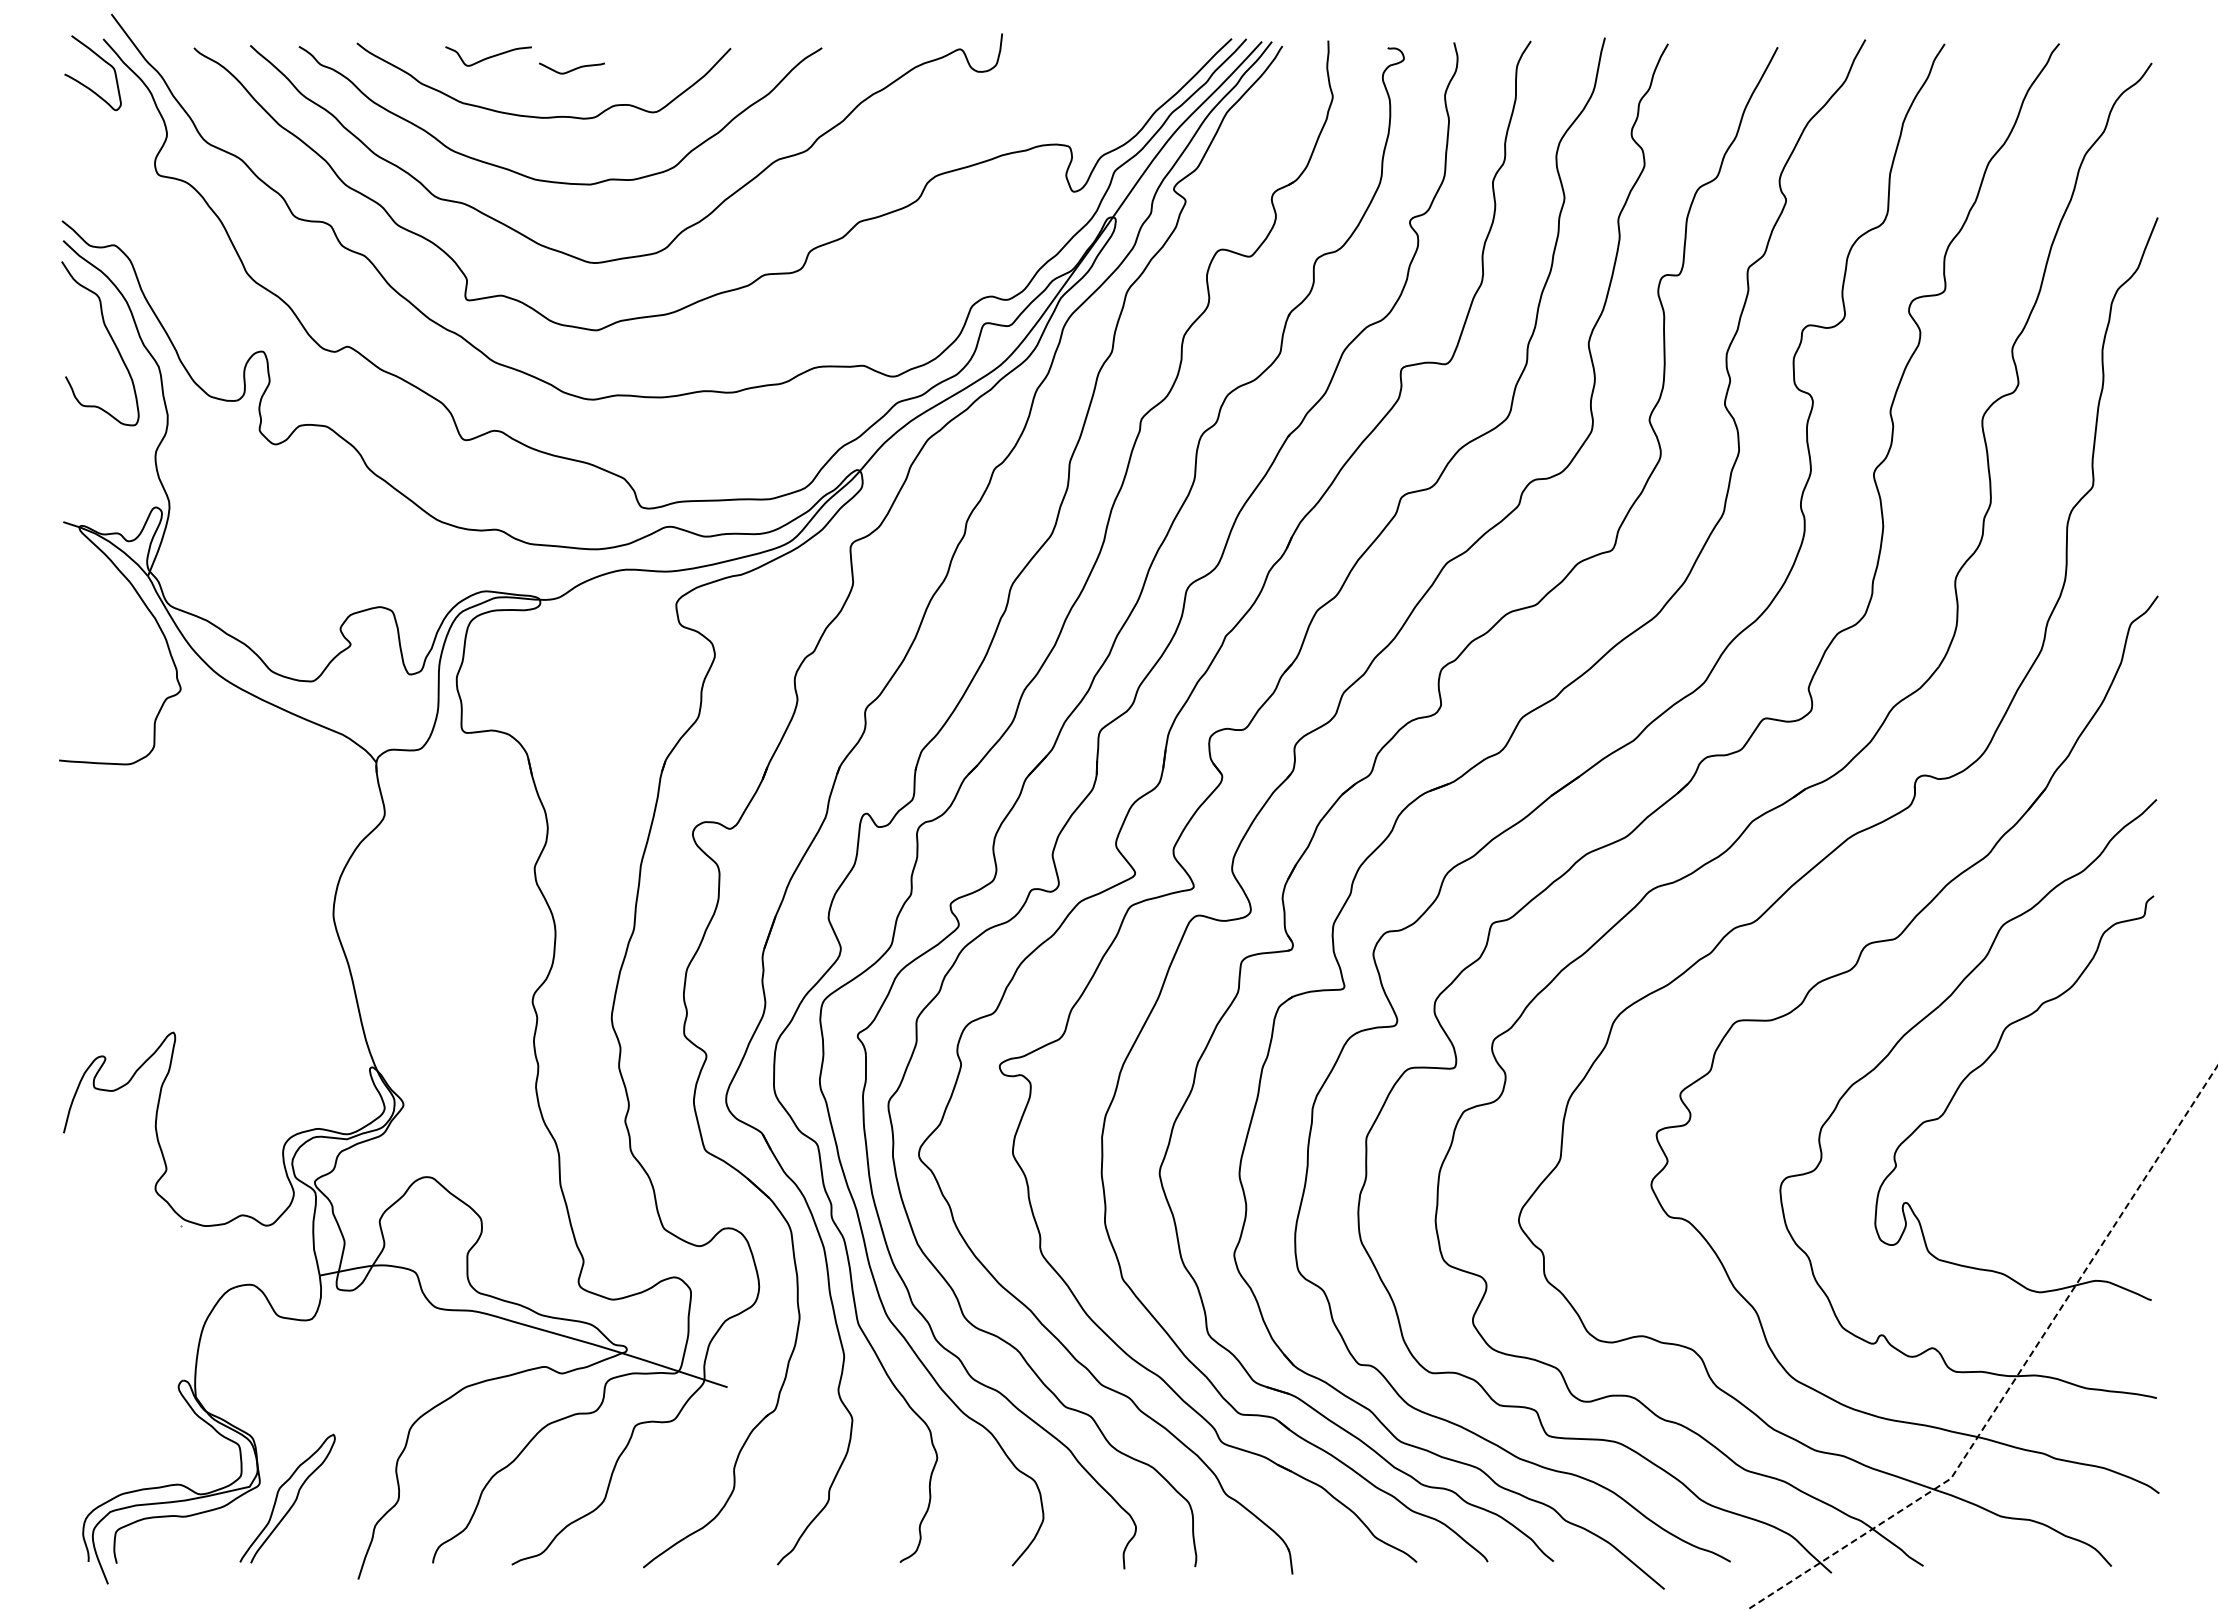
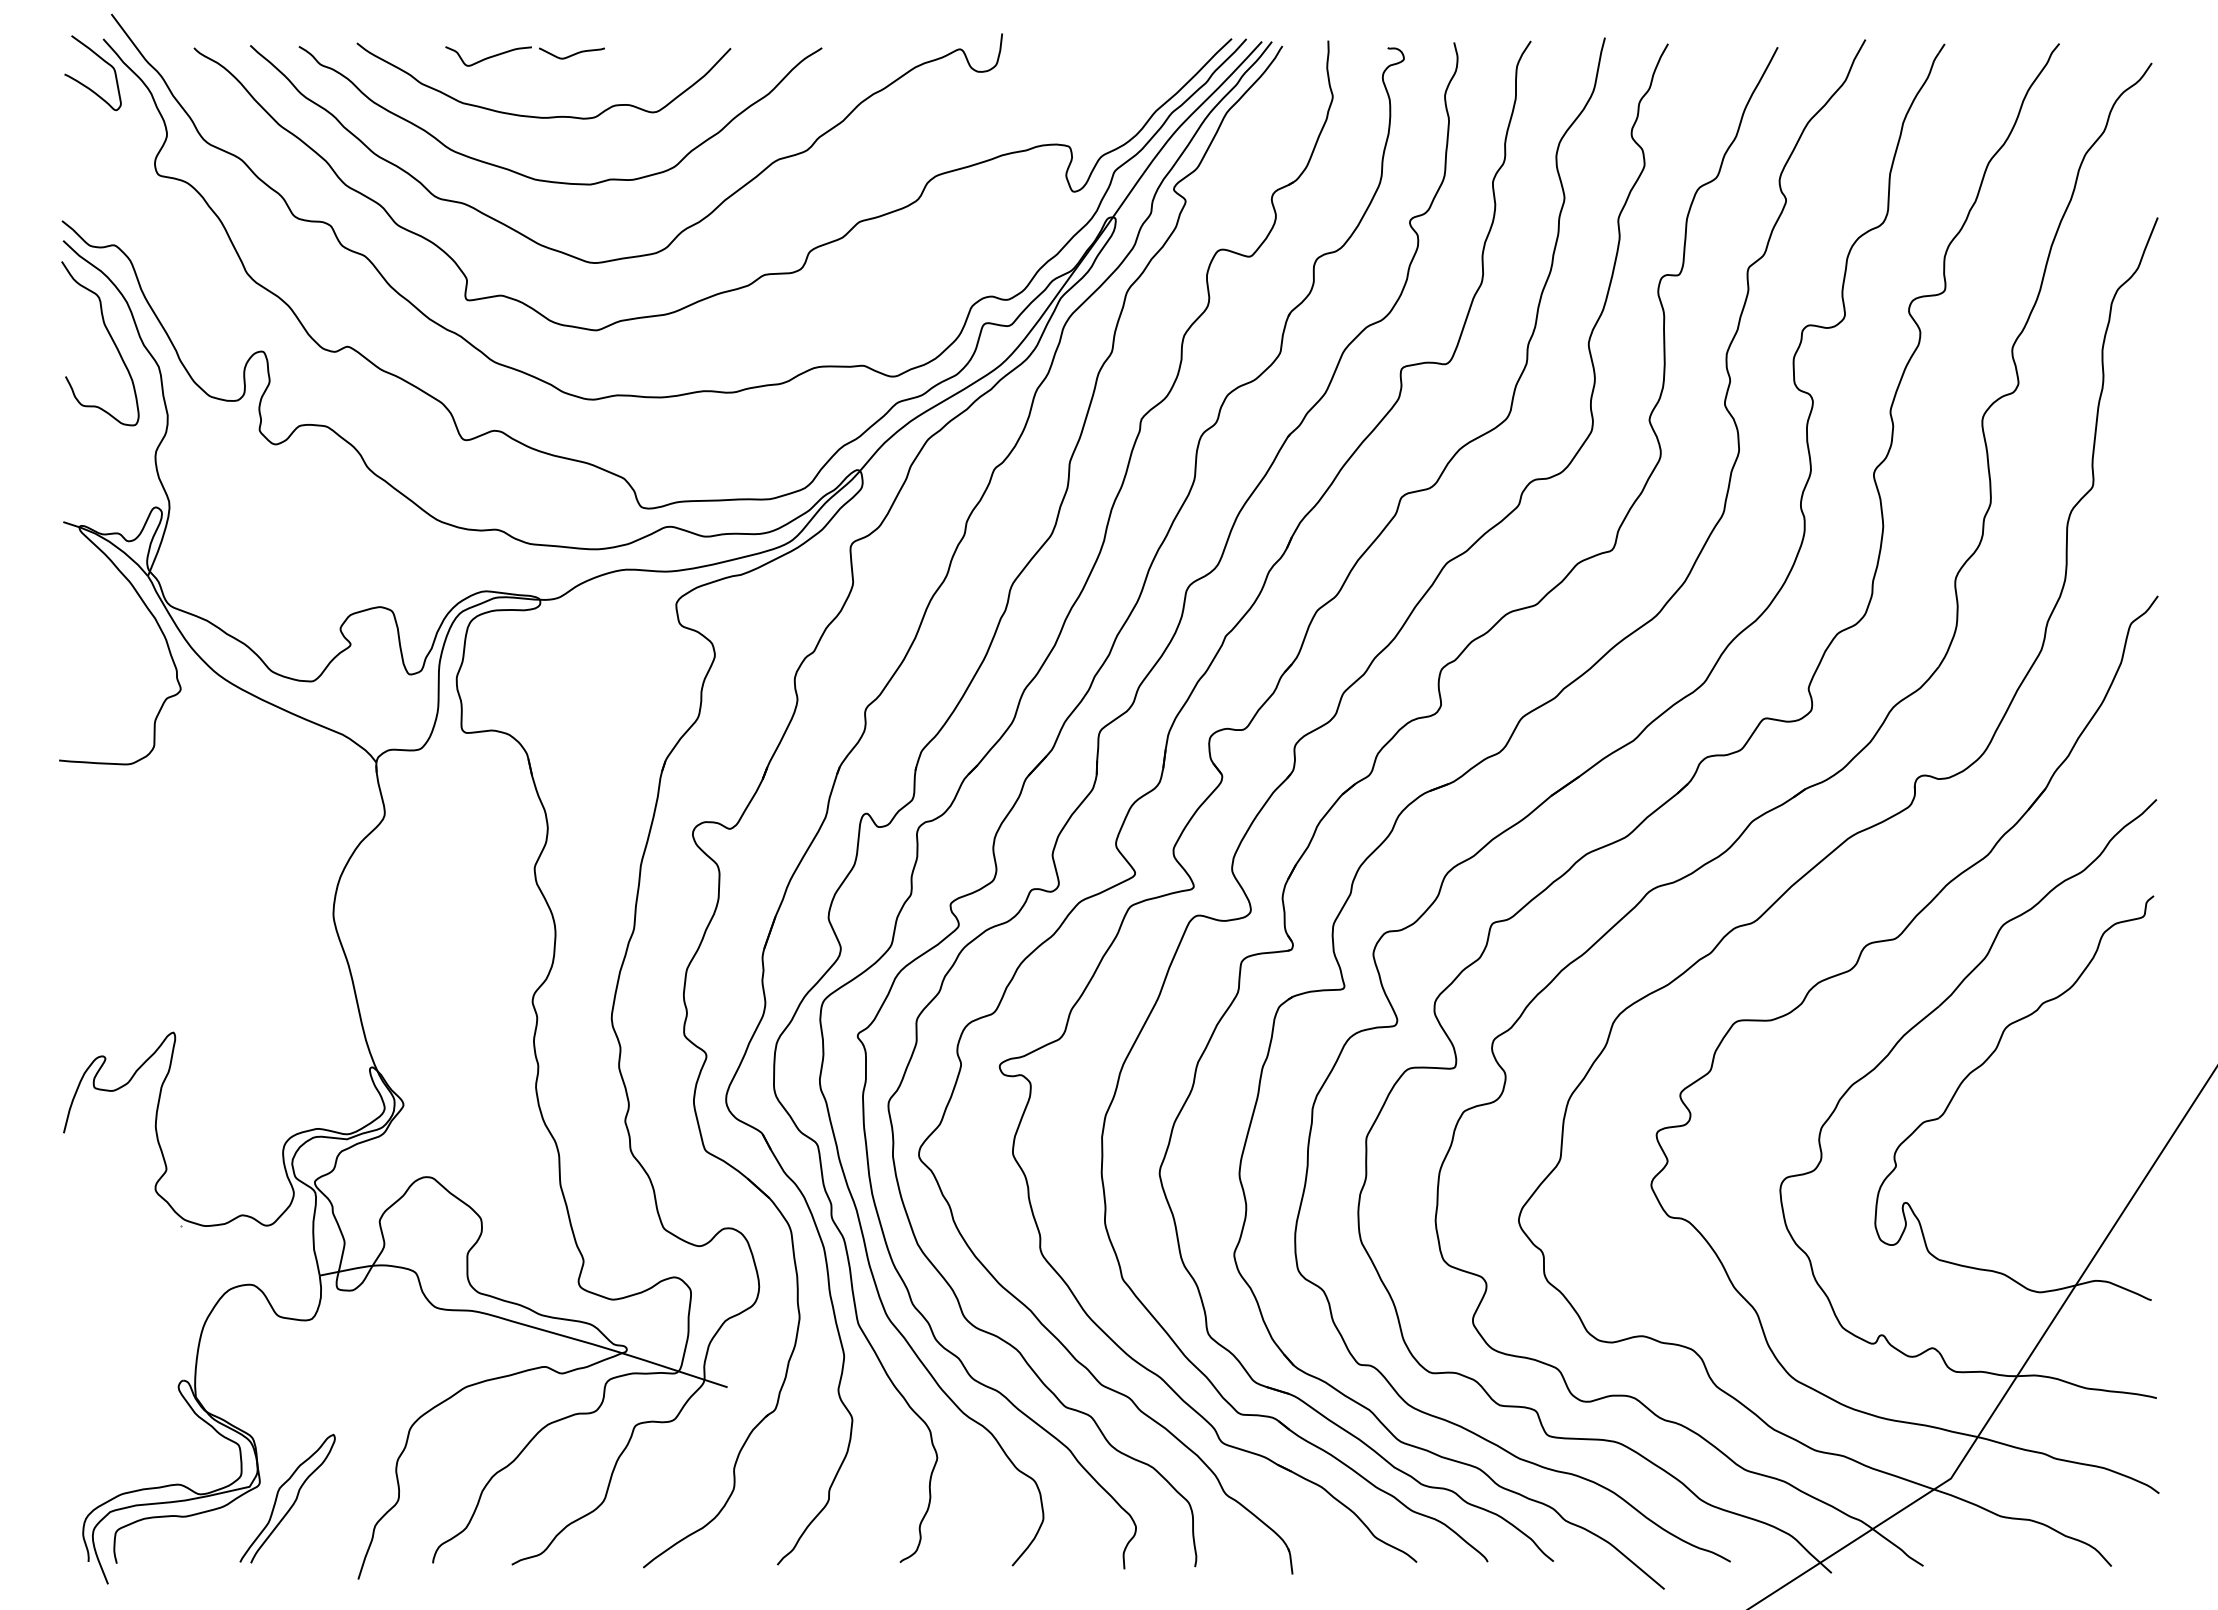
curve position: (571, 69) -> (571, 54) (571, 54)
line: dashed -> solid (2018, 1374)
